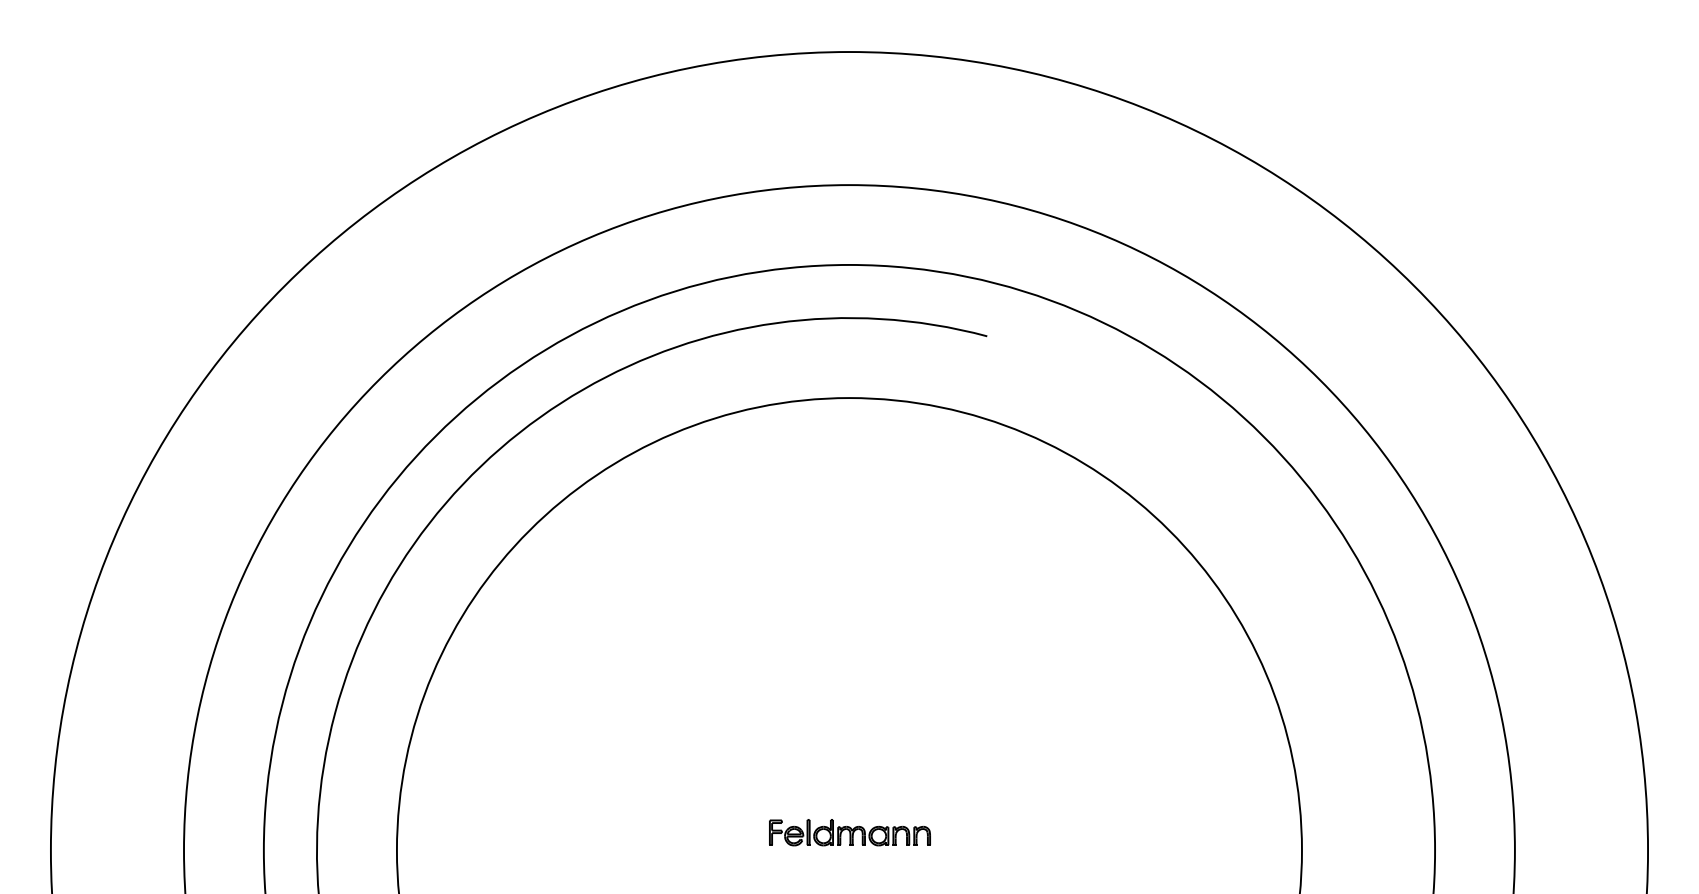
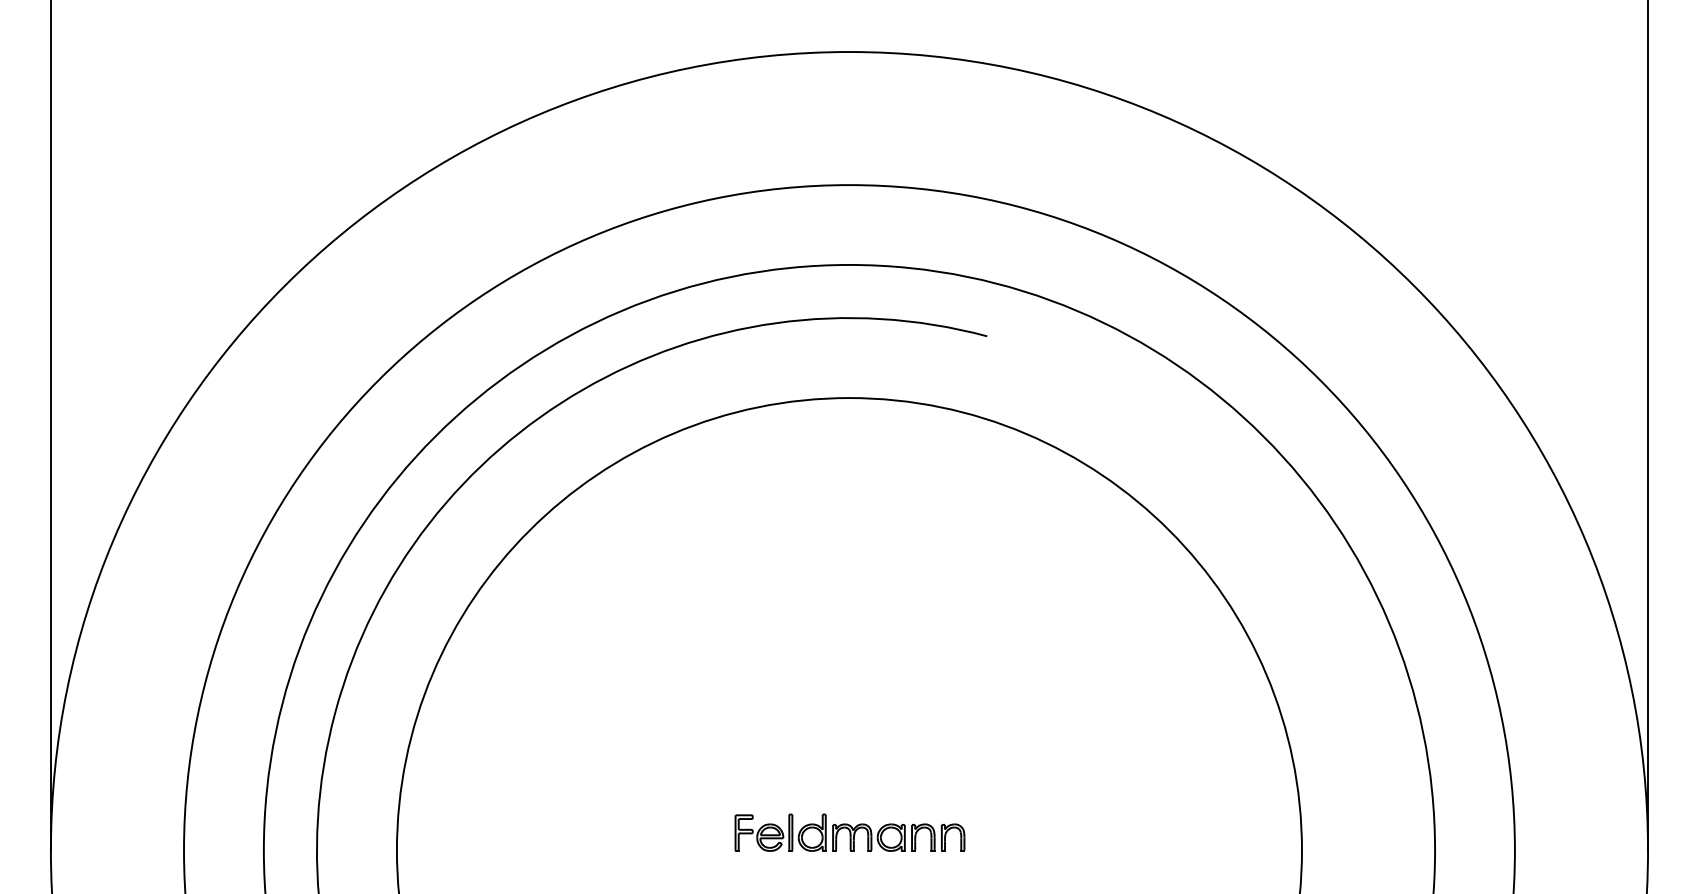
line: none -> present (50, 426)
line: none -> present (1648, 426)
part size: 162x28 px -> 232x39 px (849, 832)
